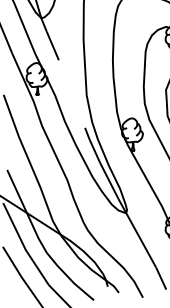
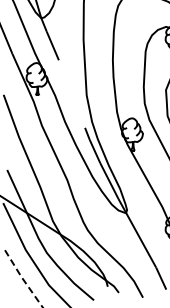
line: solid -> dashed (21, 277)
